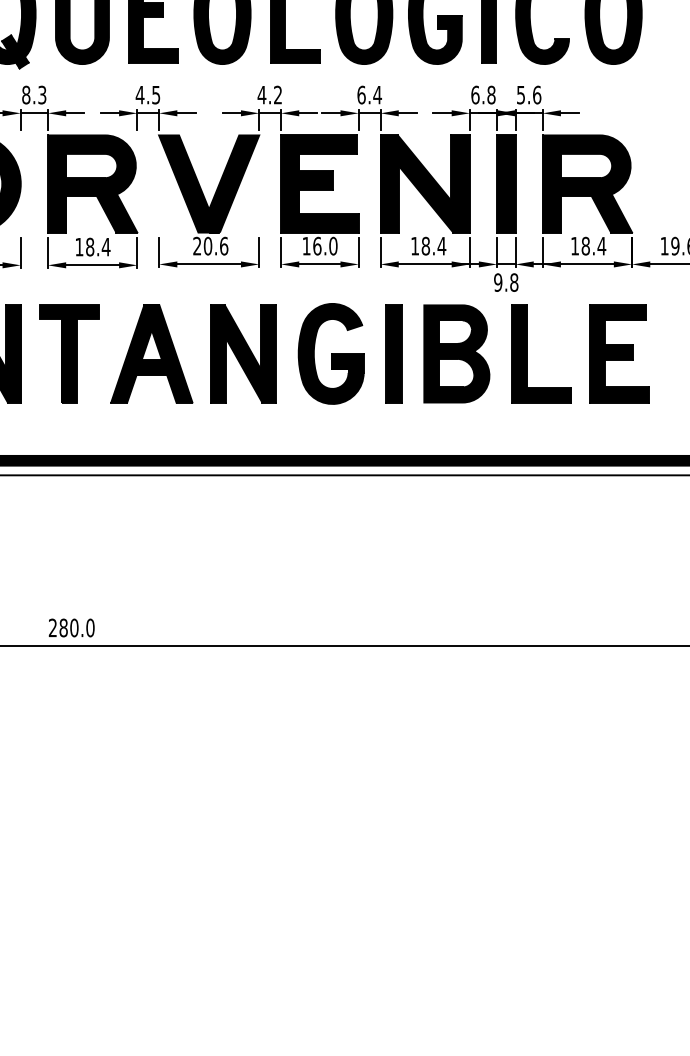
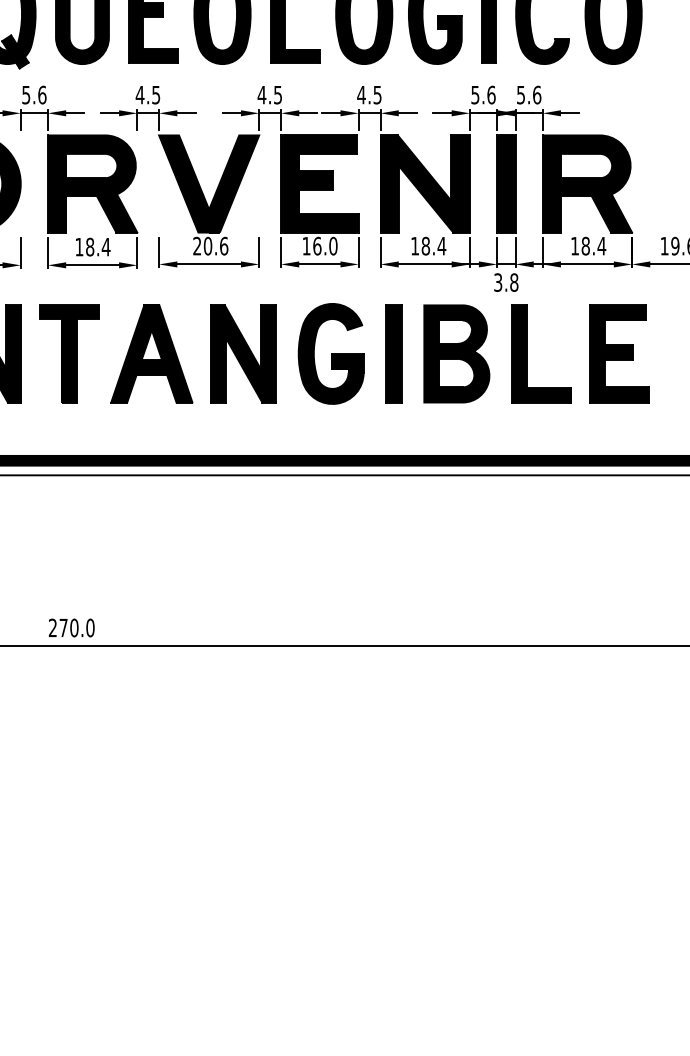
text: 8.3 -> 5.6 (34, 94)
text: 4.2 -> 4.5 (277, 94)
text: 6.4 -> 4.5 (369, 94)
text: 6.8 -> 5.6 (483, 94)
text: 9.8 -> 3.8 (498, 282)
text: 280.0 -> 270.0 (63, 627)
